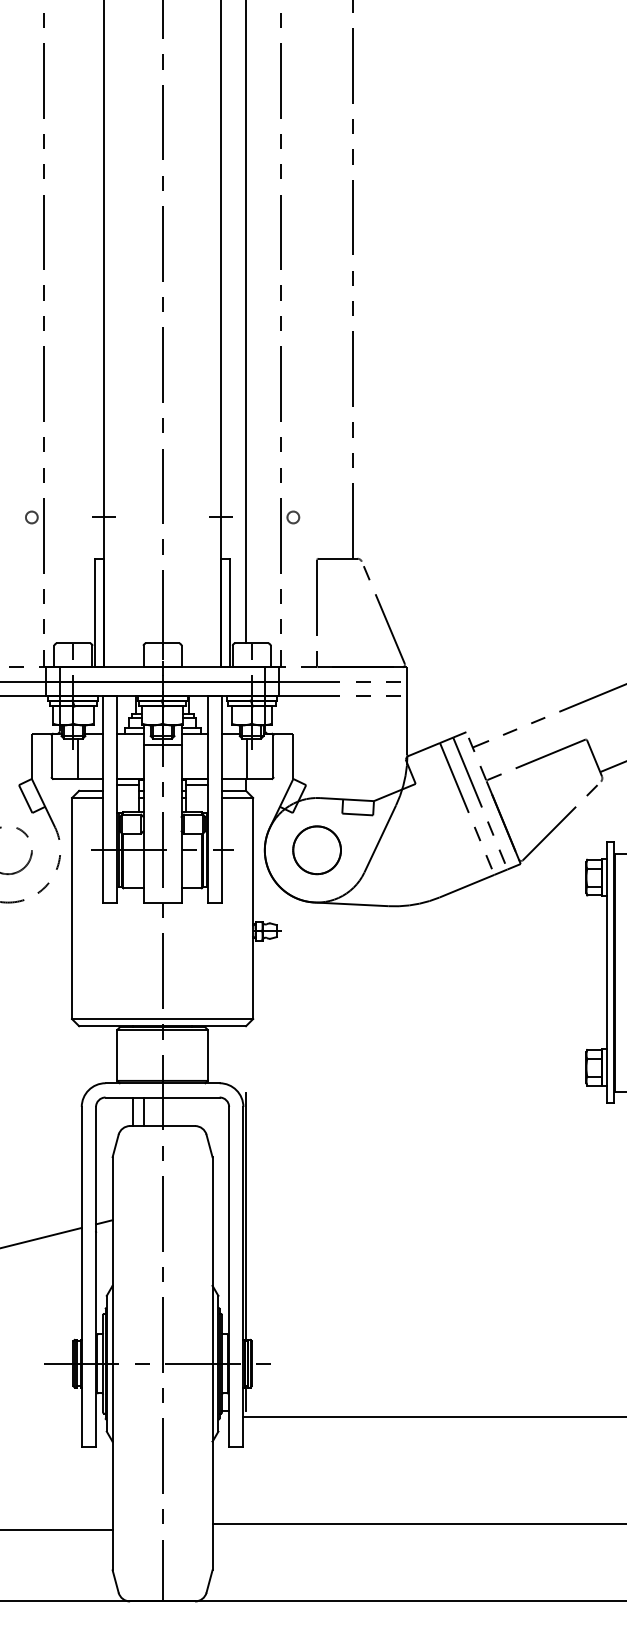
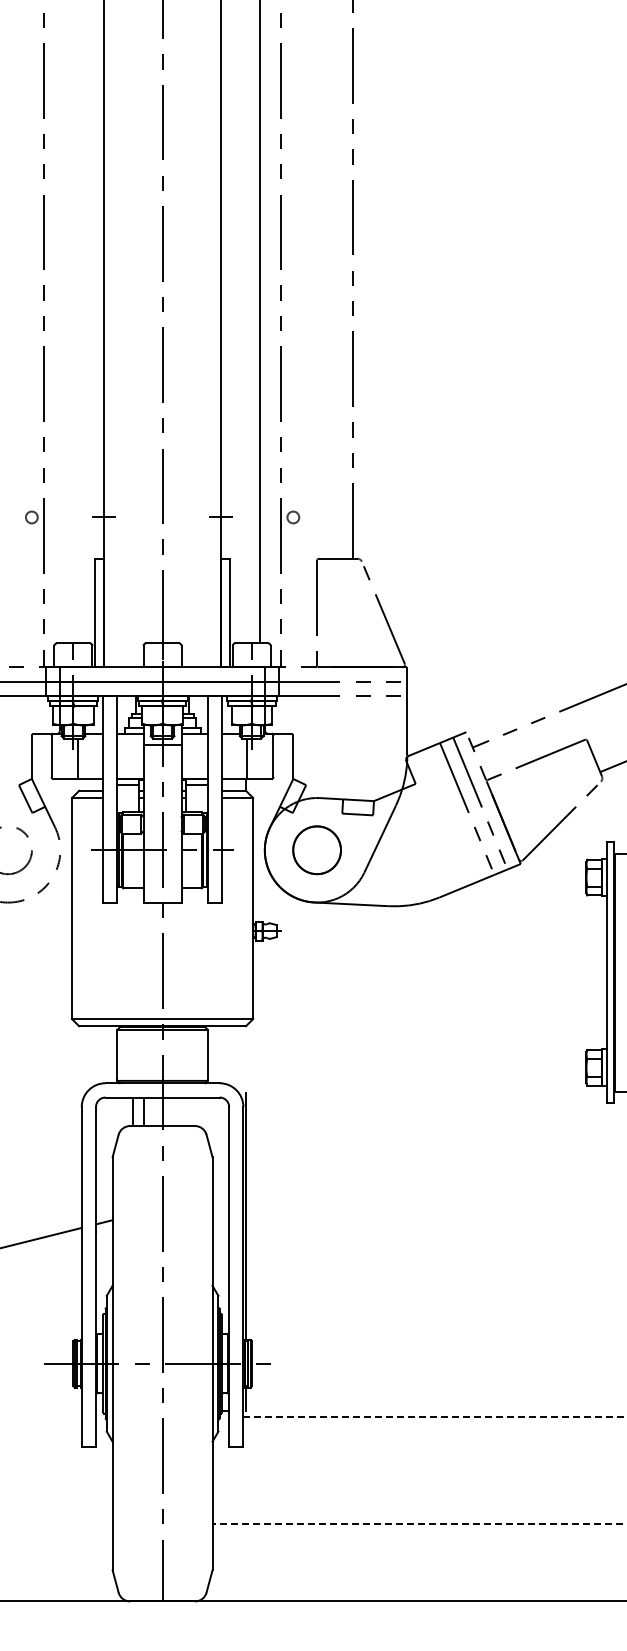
line position: (245, 322) -> (259, 322) (259, 322)
line: solid -> dashed (435, 1417)
line: solid -> dashed (419, 1524)
line: present -> none (57, 1530)
